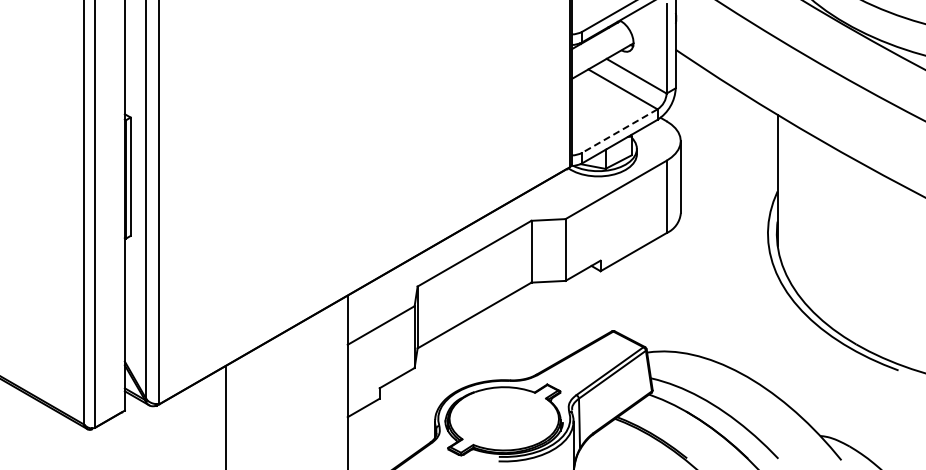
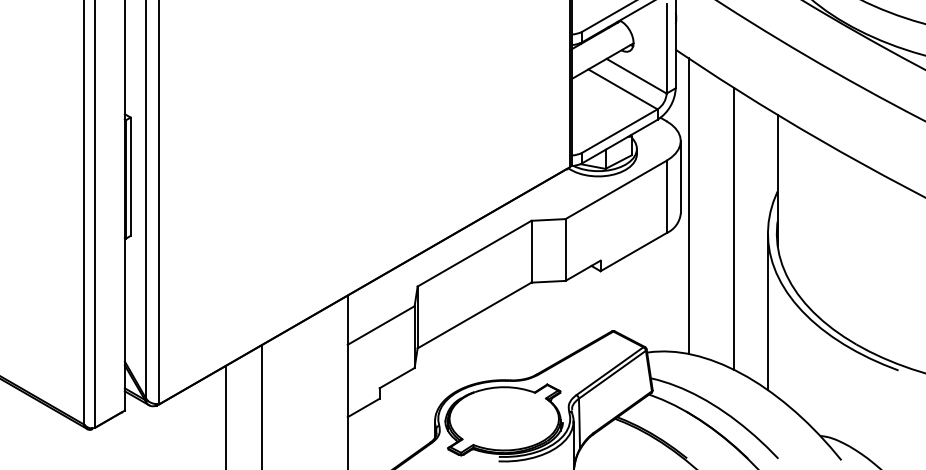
line: dashed -> solid (619, 131)
line: none -> present (688, 205)
line: none -> present (733, 228)
line: none -> present (767, 311)
line: none -> present (262, 405)
